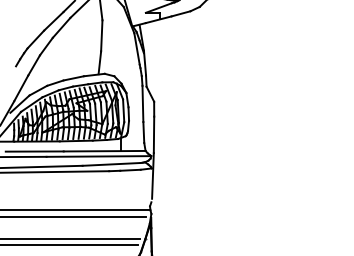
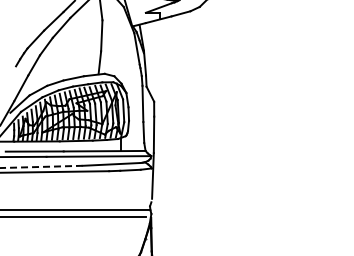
line: solid -> dashed (41, 166)
line: present -> none (71, 239)
line: present -> none (70, 244)
